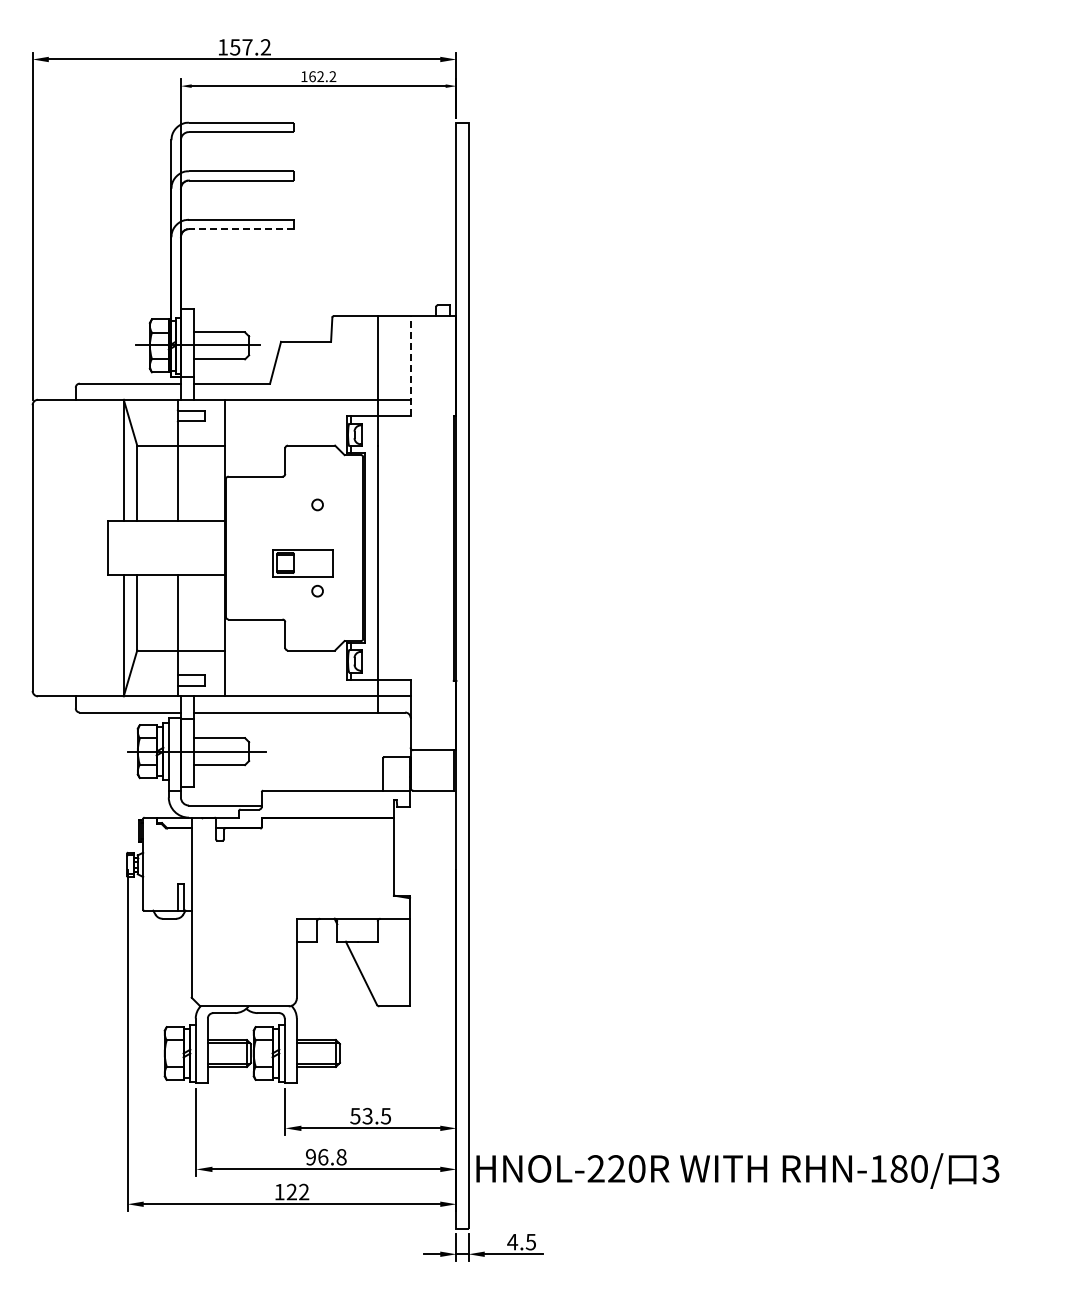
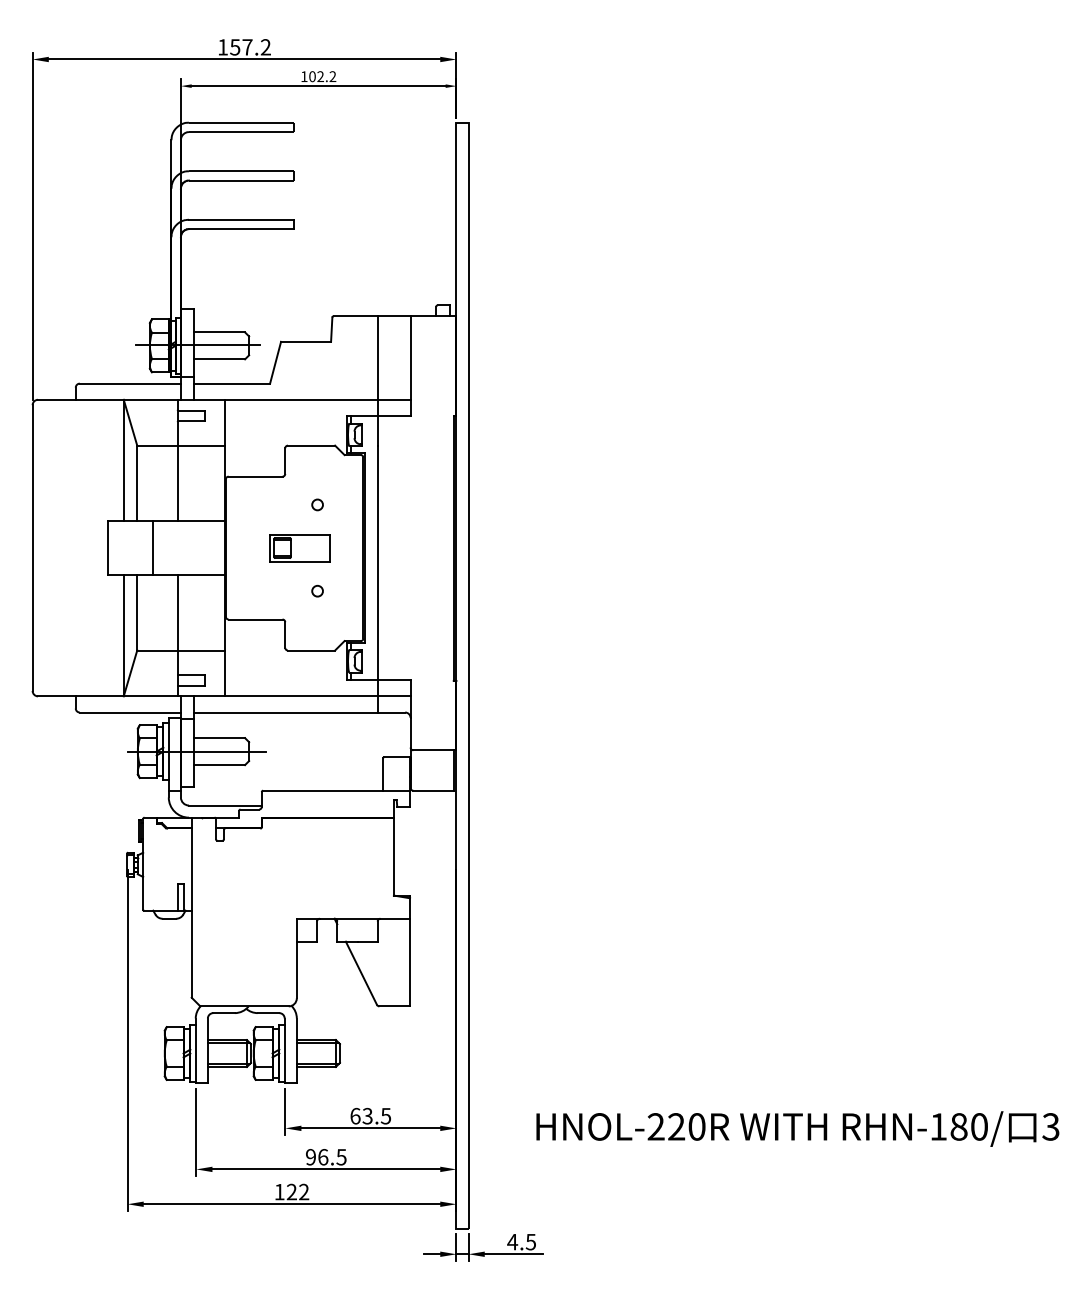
text: 162.2 -> 102.2 (312, 76)
line: dashed -> solid (241, 229)
line: dashed -> solid (410, 366)
line: none -> present (153, 548)
part position: (302, 563) -> (299, 548) (299, 548)
text: 53.5 -> 63.5 (355, 1115)
text: 96.8 -> 96.5 (341, 1157)
text position: (737, 1170) -> (797, 1128) (797, 1128)
